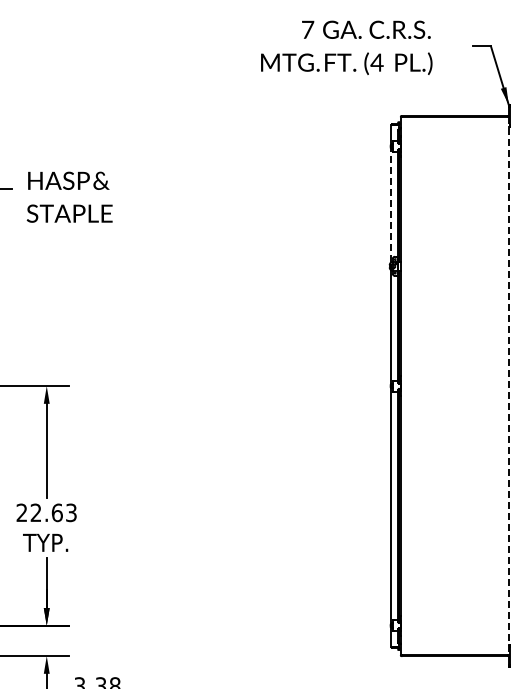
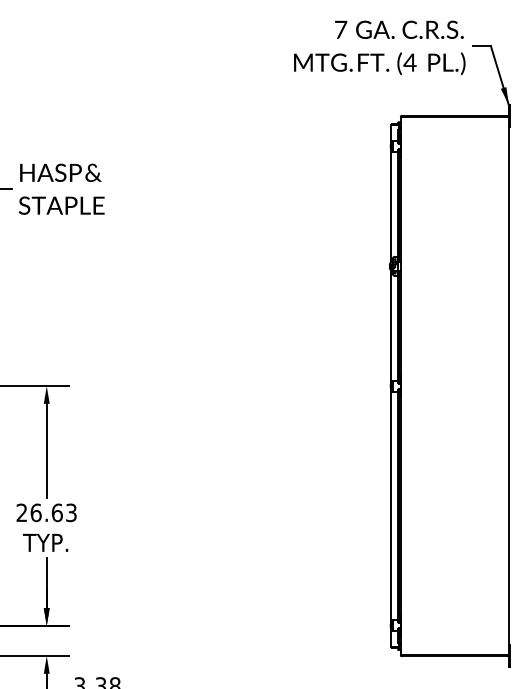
text position: (346, 47) -> (379, 47) (379, 47)
text position: (69, 196) -> (61, 188) (61, 188)
line: dashed -> solid (391, 204)
line: dashed -> solid (508, 386)
text: 22.63 -> 26.63 (35, 512)
